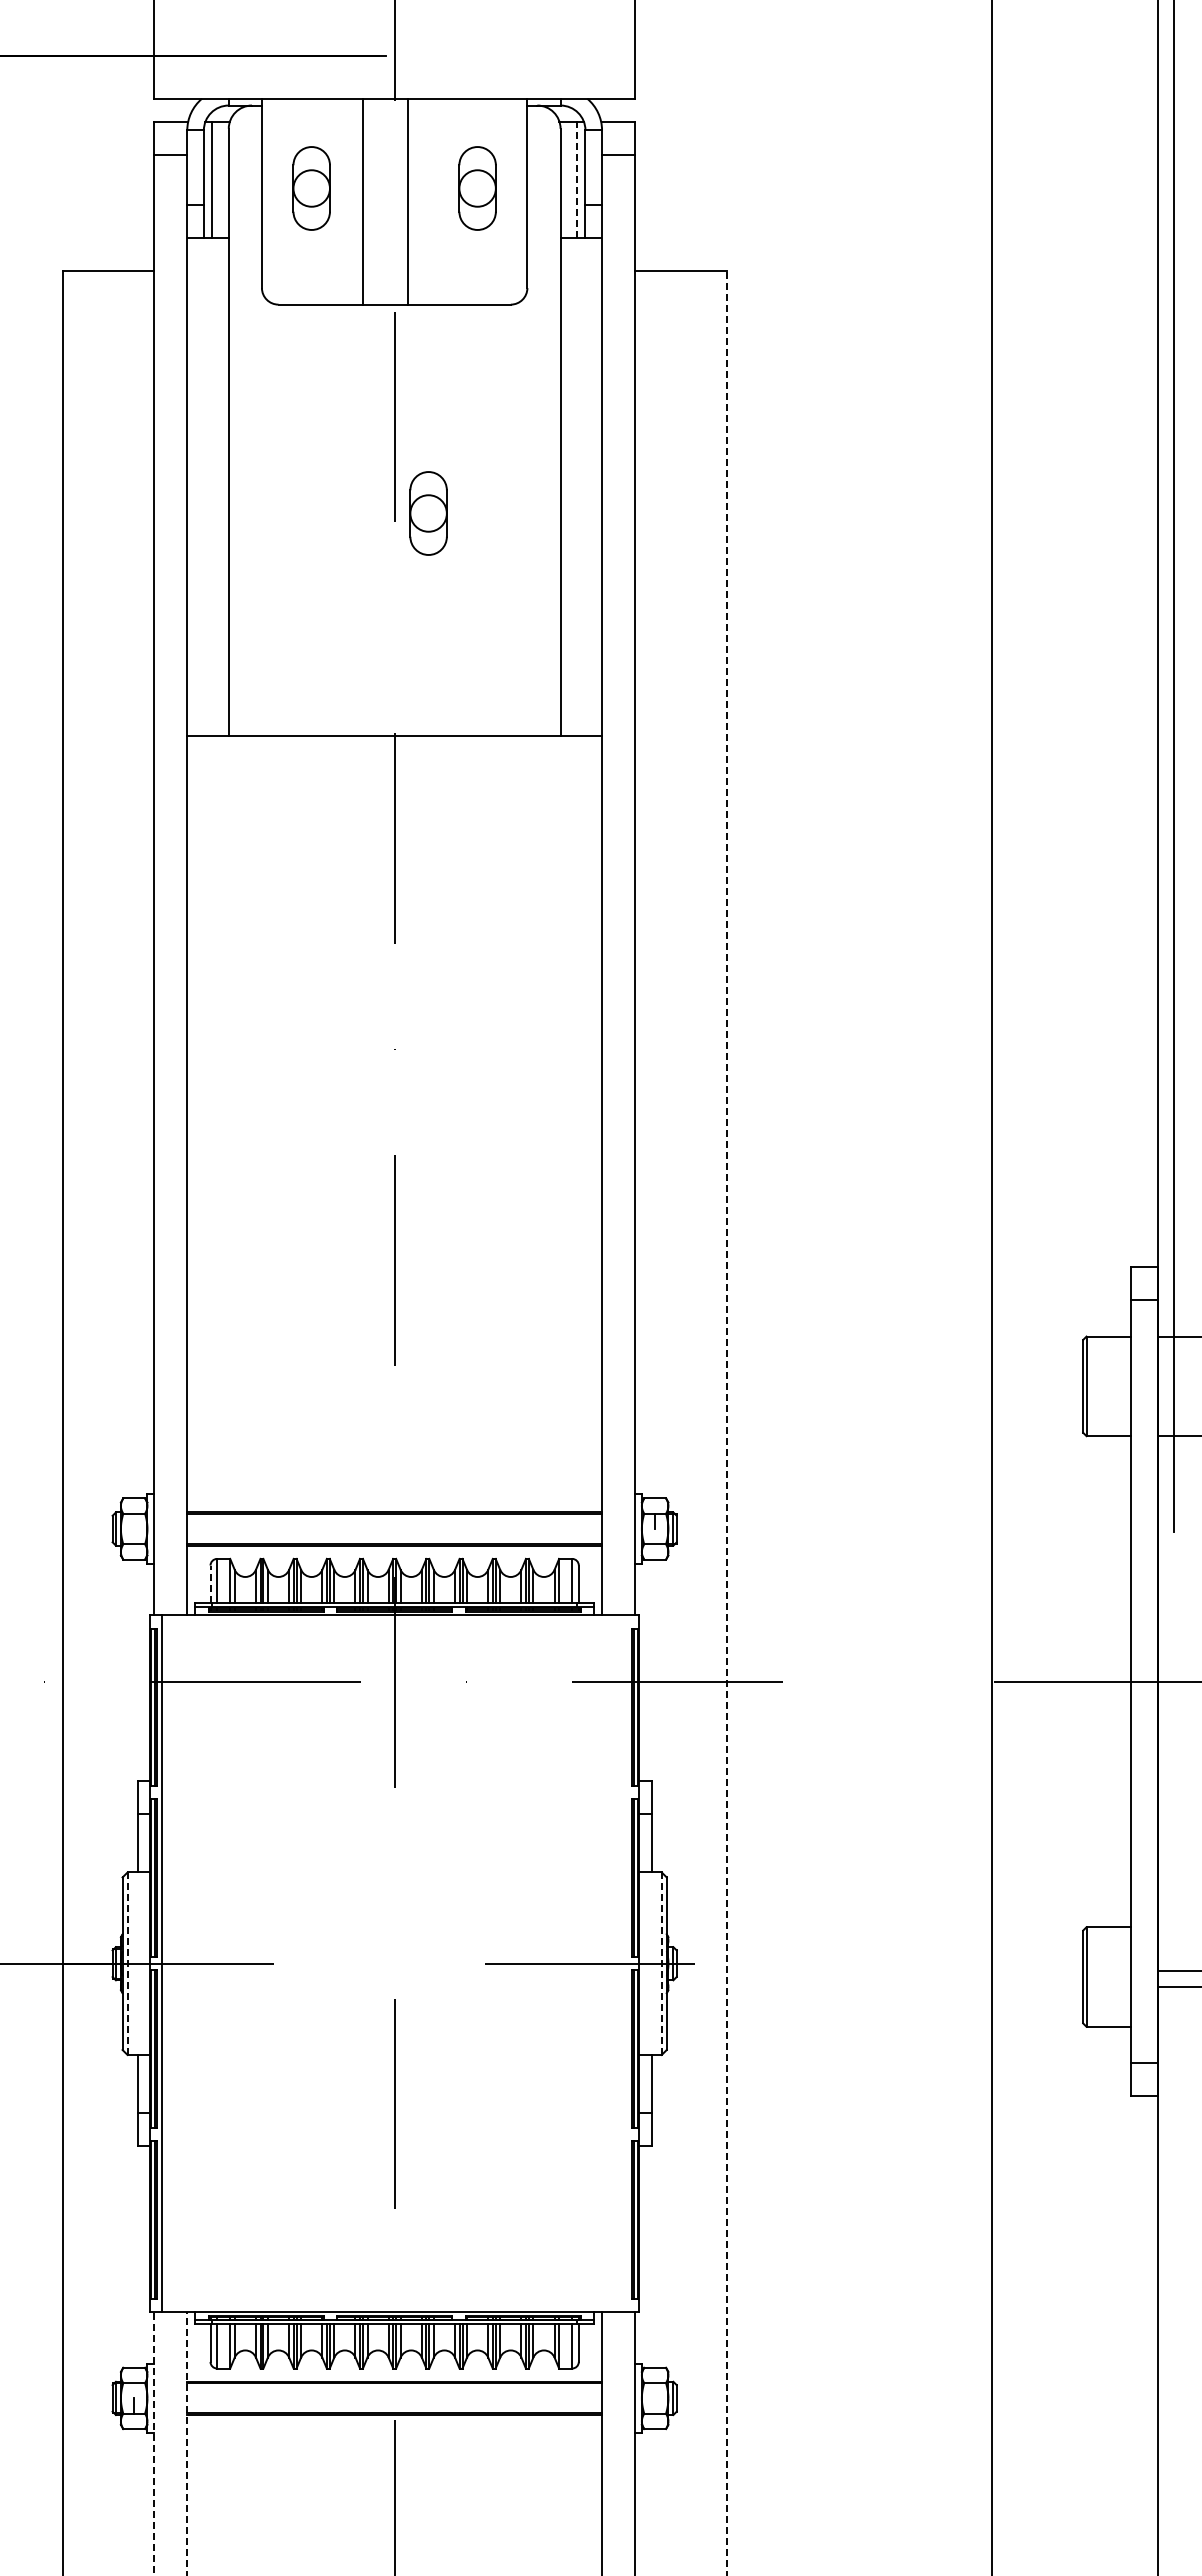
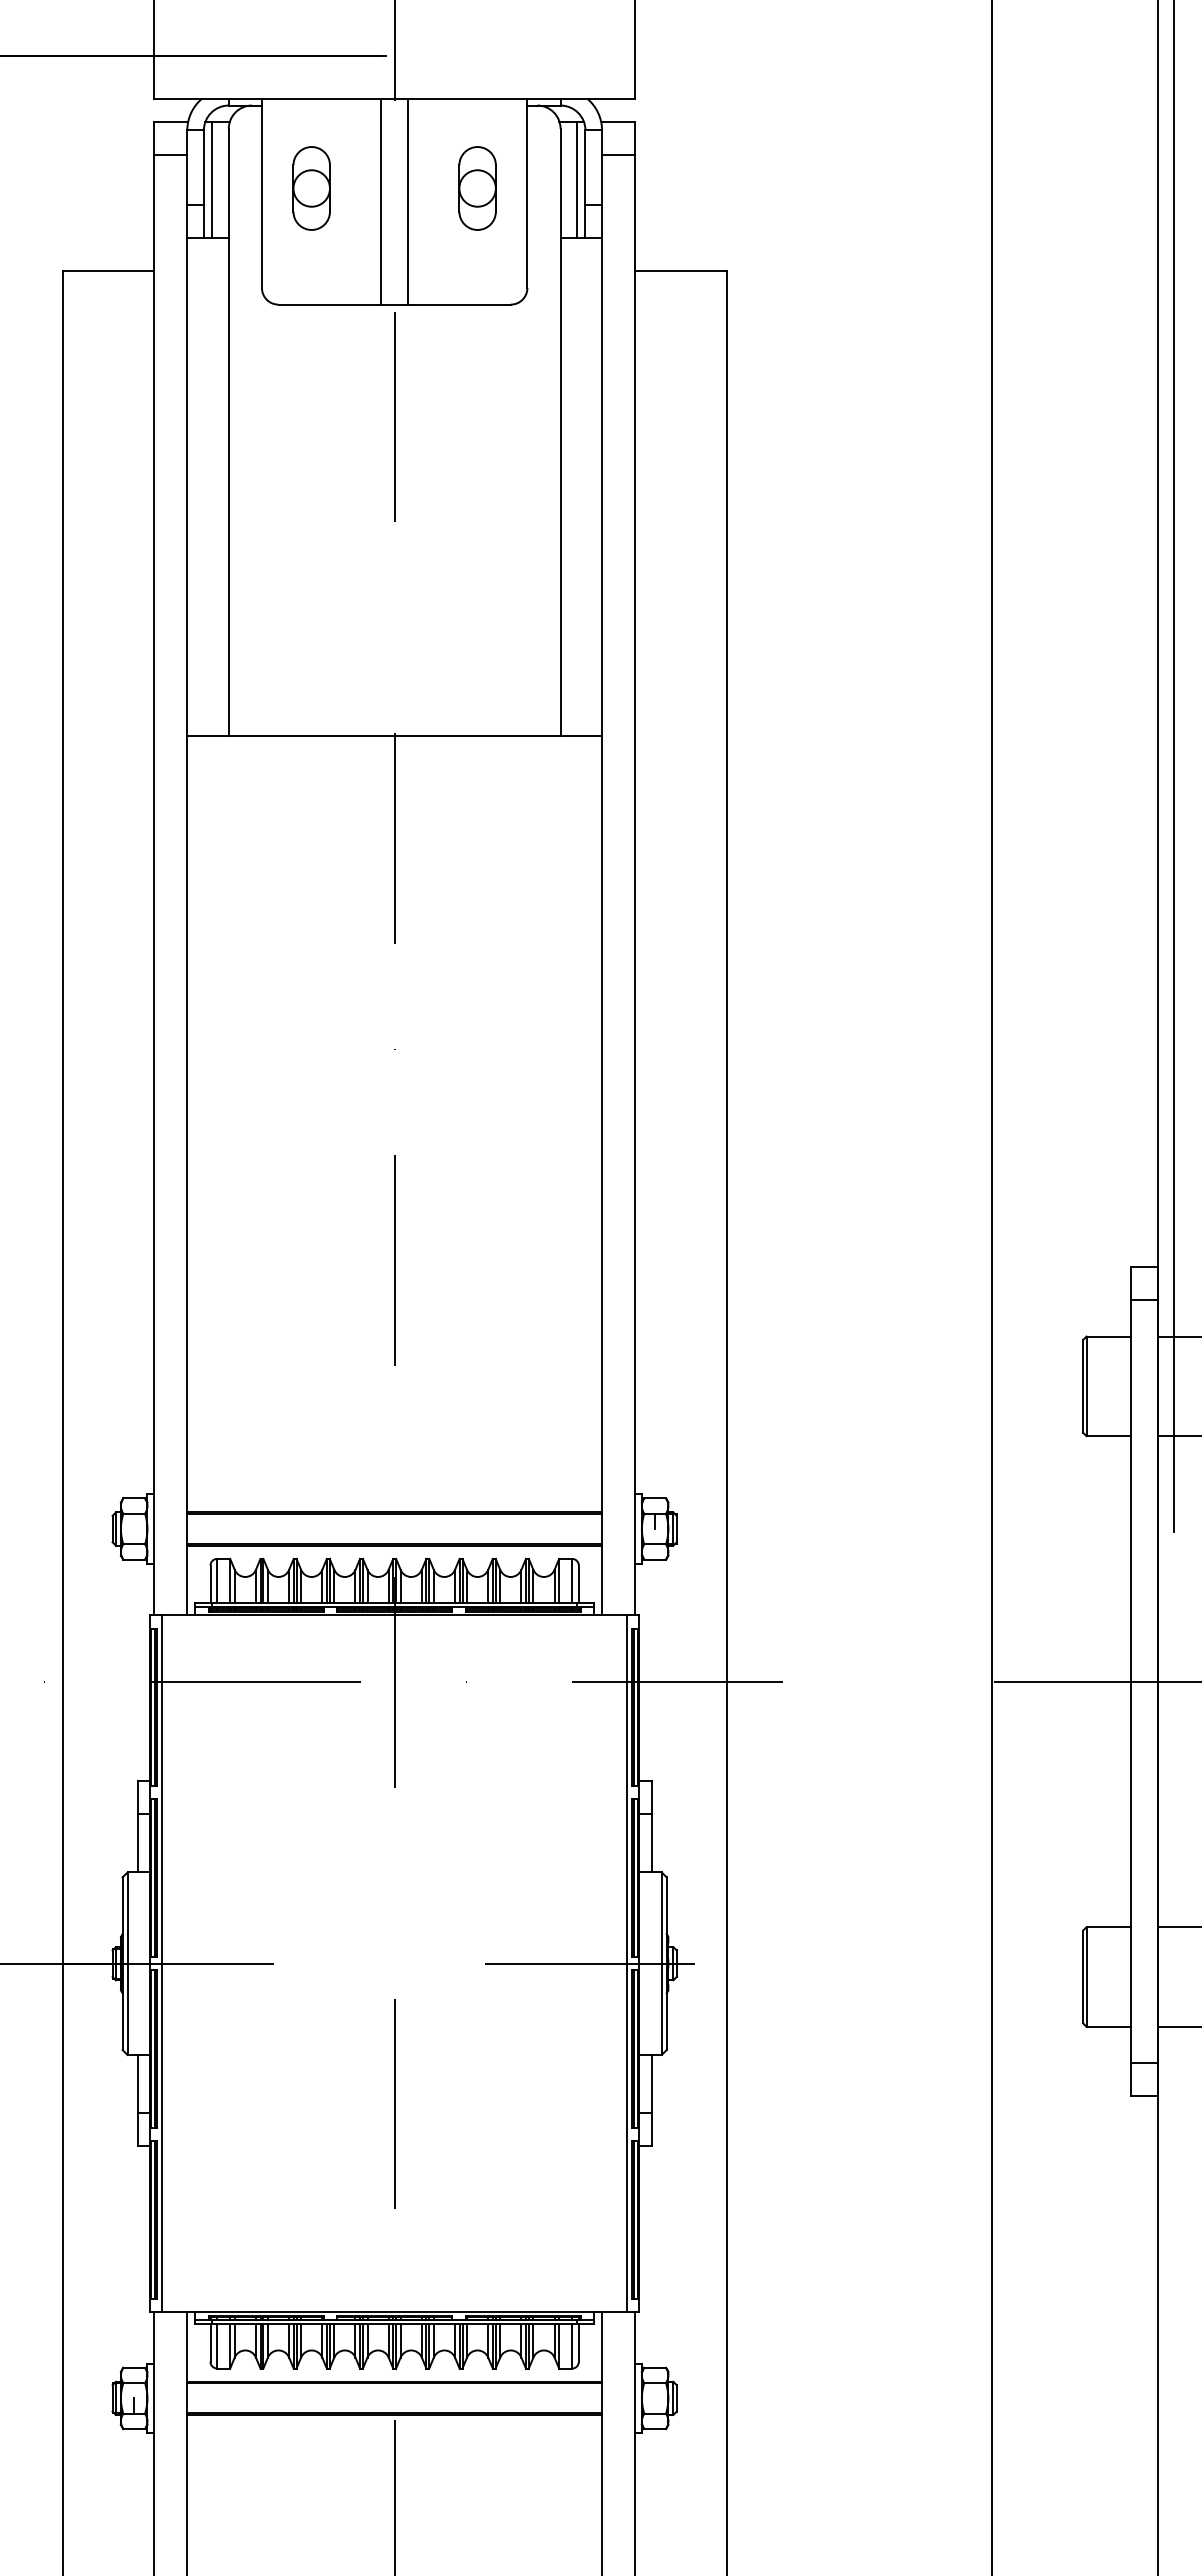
line: dashed -> solid (577, 179)
line position: (363, 201) -> (381, 201) (381, 201)
part: present -> none (428, 513)
line: dashed -> solid (726, 1423)
line: dashed -> solid (210, 1584)
line: dashed -> solid (127, 1963)
line: none -> present (627, 1963)
line: dashed -> solid (661, 1964)
line position: (1177, 1971) -> (1177, 1927) (1177, 1927)
line position: (1177, 1986) -> (1177, 2026) (1177, 2026)
line: dashed -> solid (154, 2444)
line: dashed -> solid (187, 2444)
